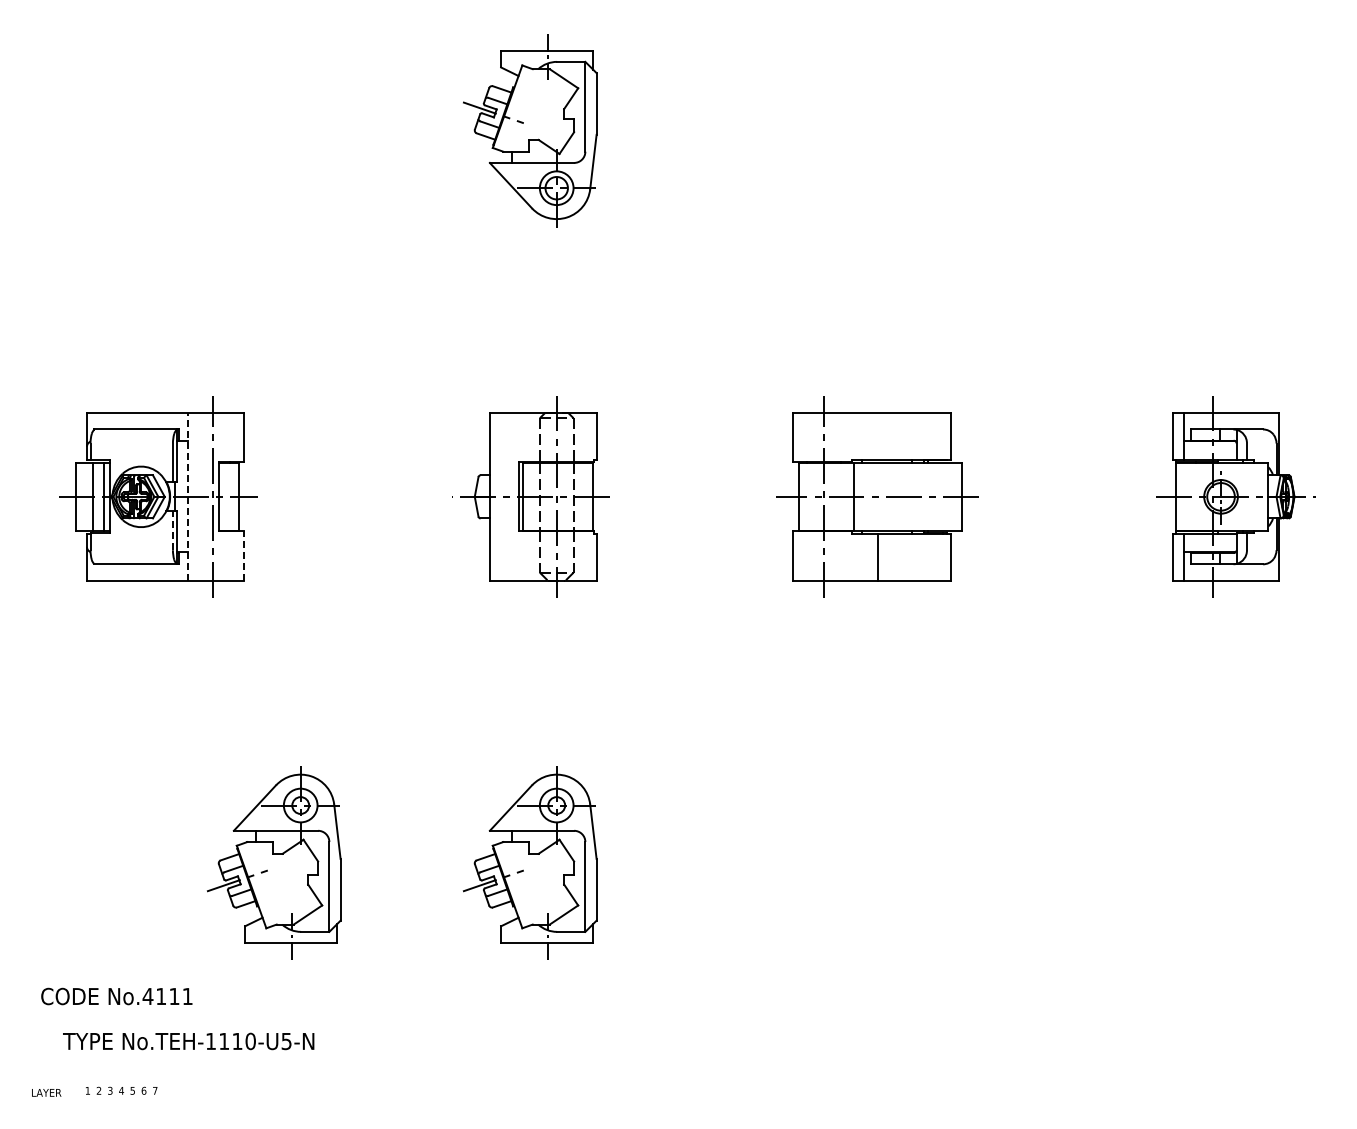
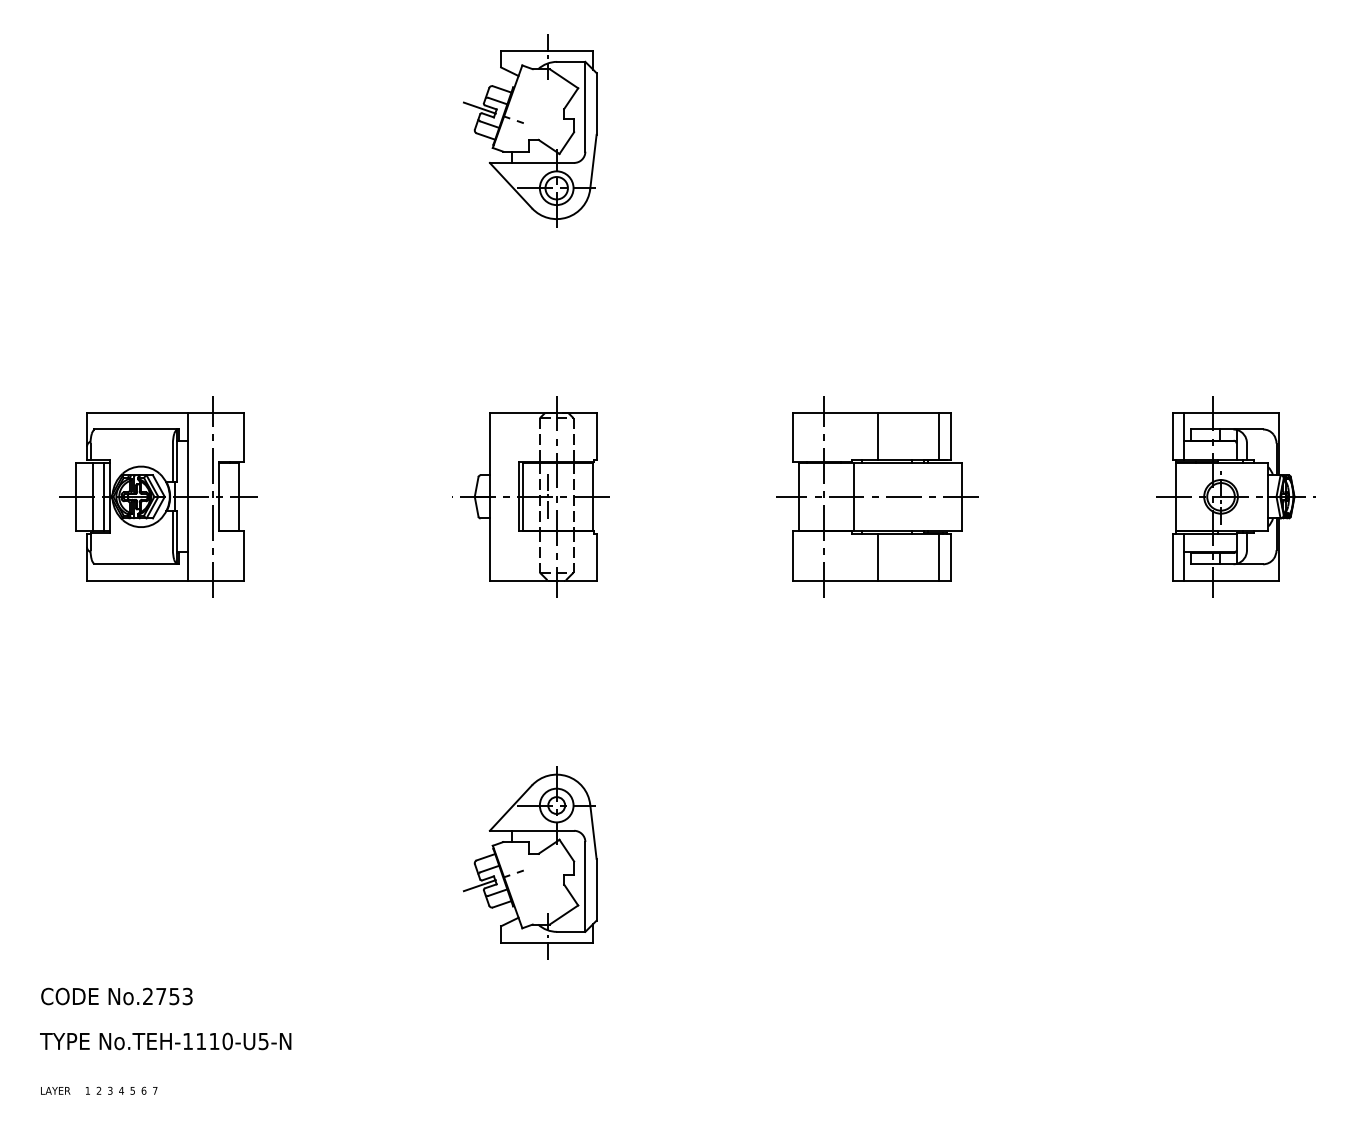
line: none -> present (877, 435)
line: none -> present (939, 435)
line: dashed -> solid (188, 496)
line: none -> present (548, 496)
line: dashed -> solid (172, 530)
line: dashed -> solid (244, 556)
line: none -> present (939, 557)
part: present -> none (274, 862)
text: No.4111 -> No.2753 (167, 996)
text position: (188, 1041) -> (165, 1041) (165, 1041)
text position: (46, 1092) -> (55, 1090) (55, 1090)
